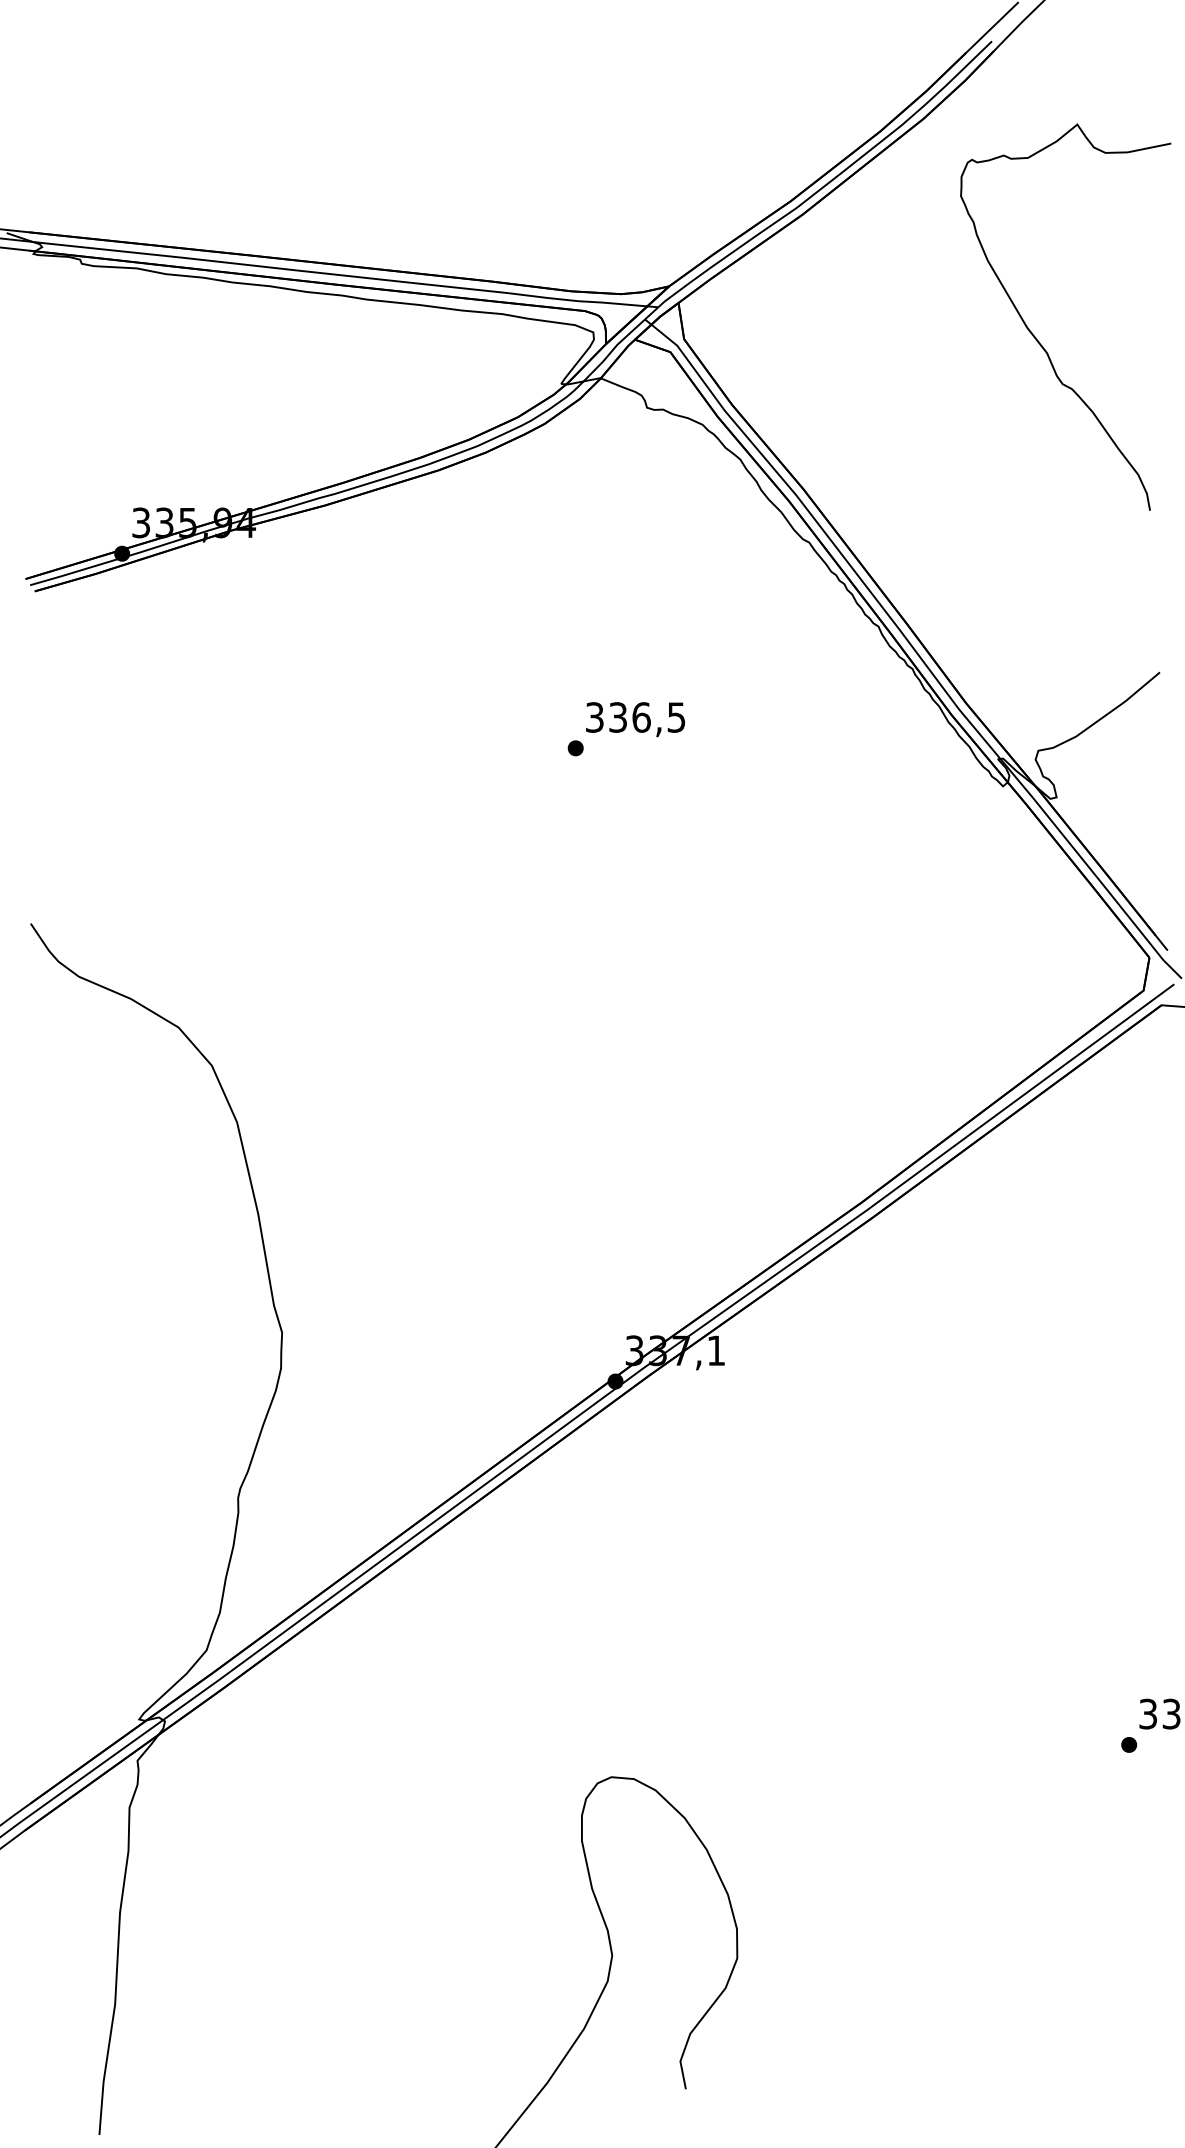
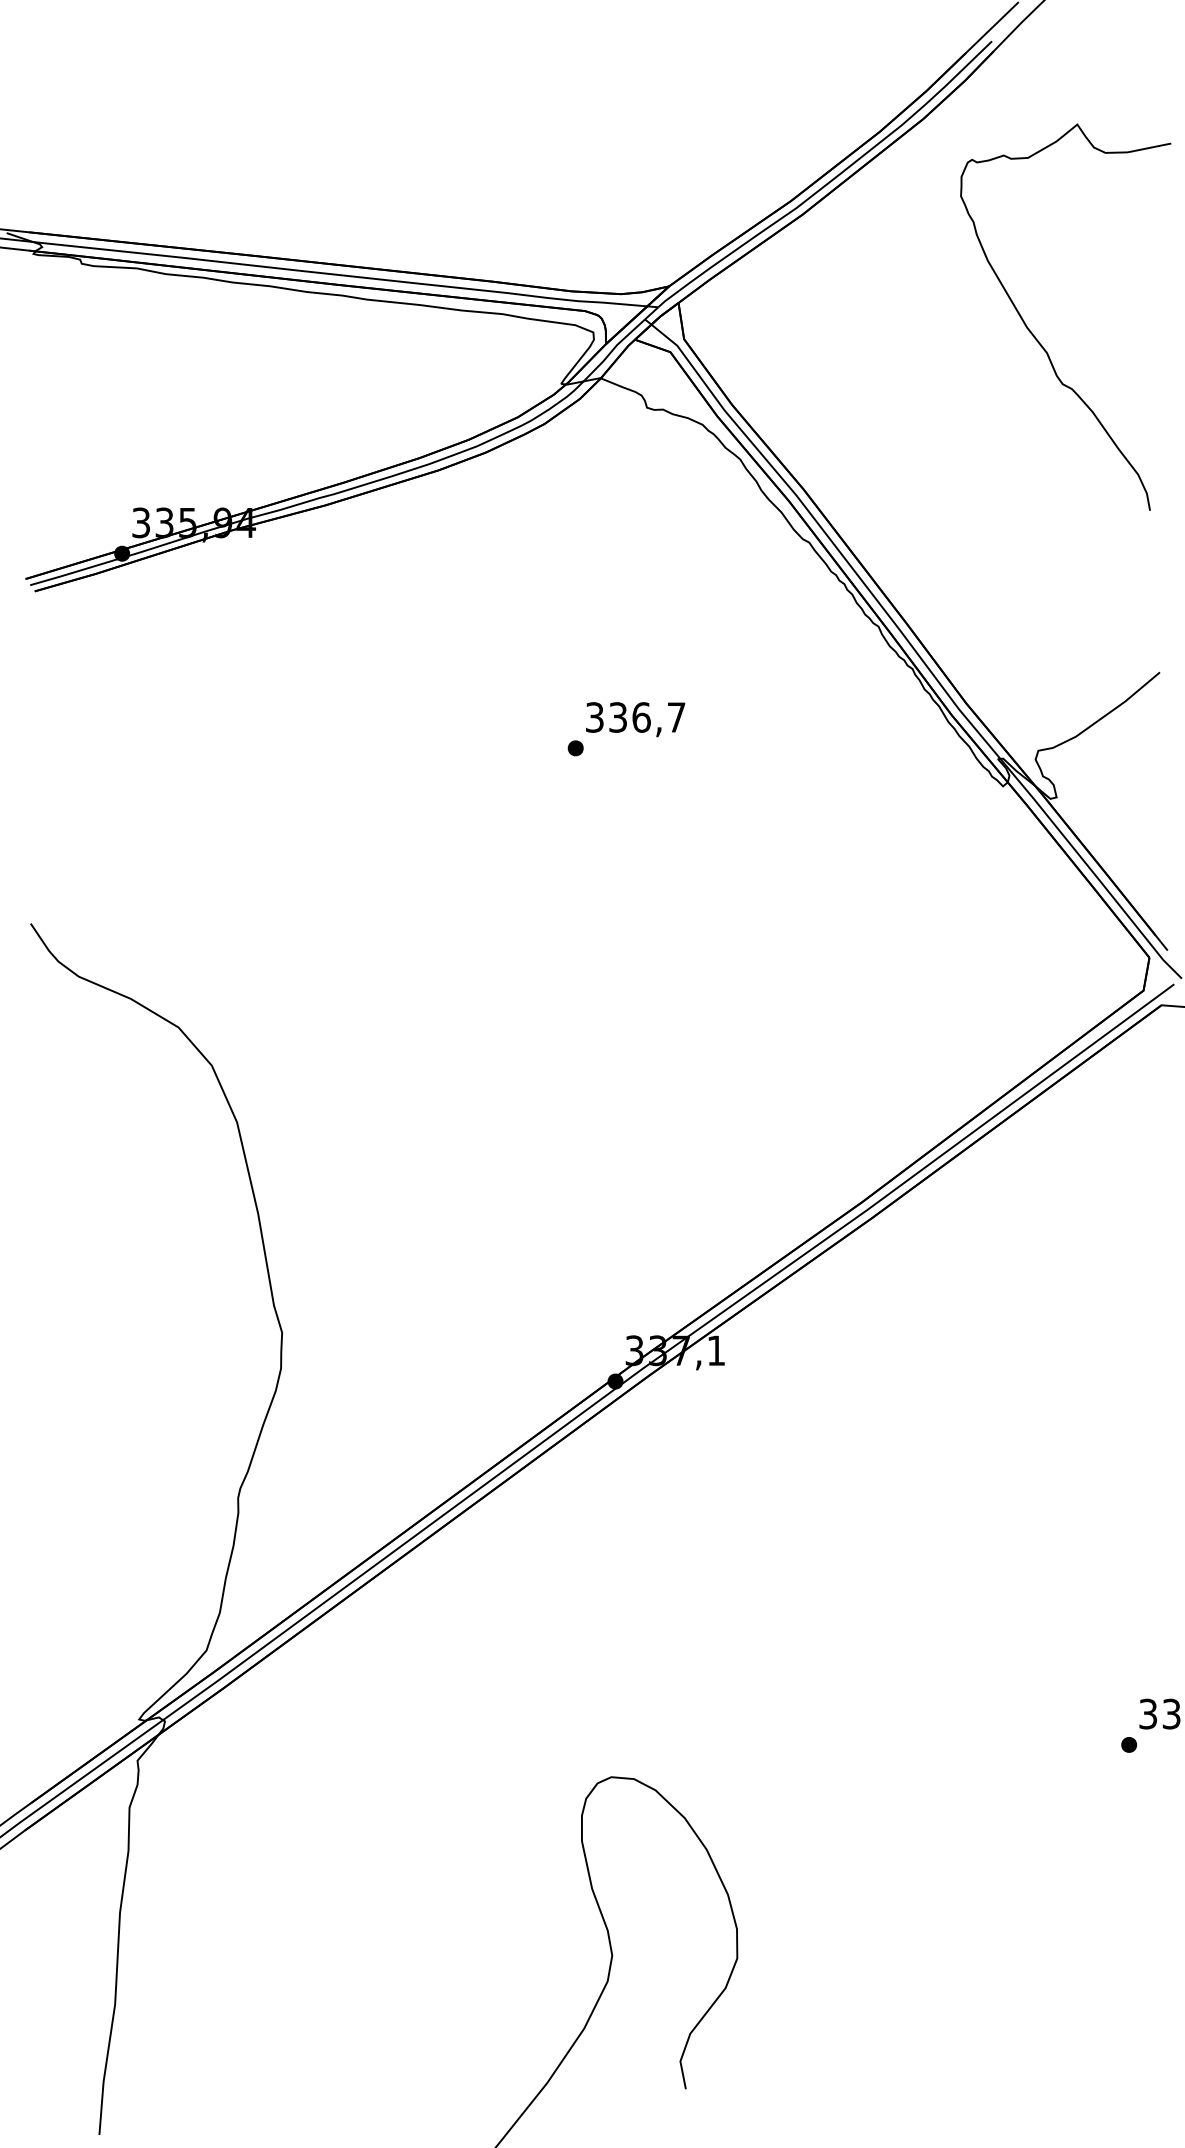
text: 336,5 -> 336,7 (676, 717)
